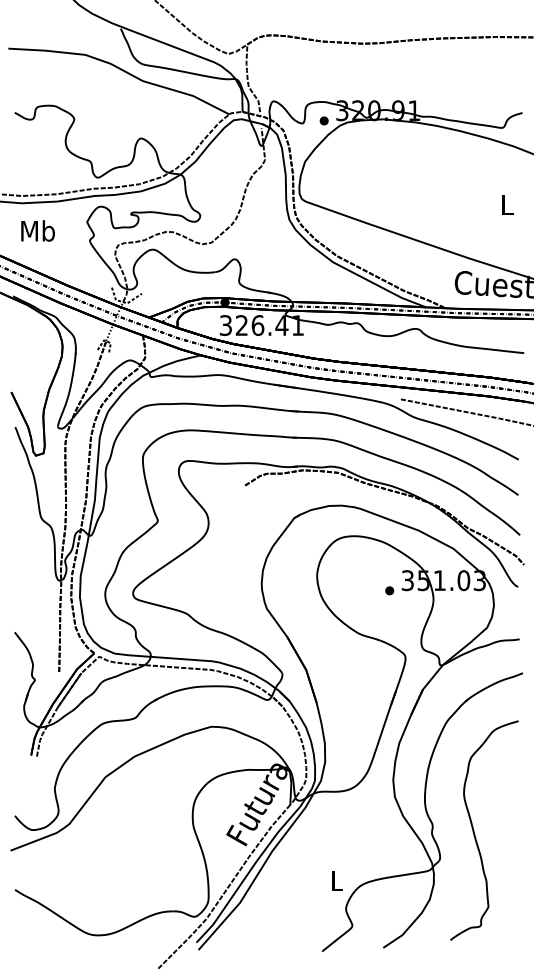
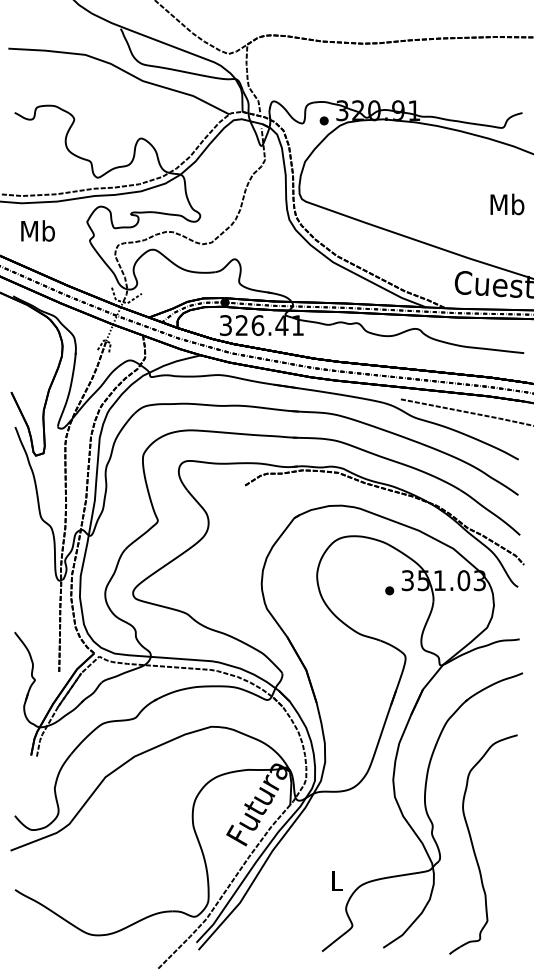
text: L -> Mb (507, 204)
part position: (475, 834) -> (474, 848) (474, 848)
